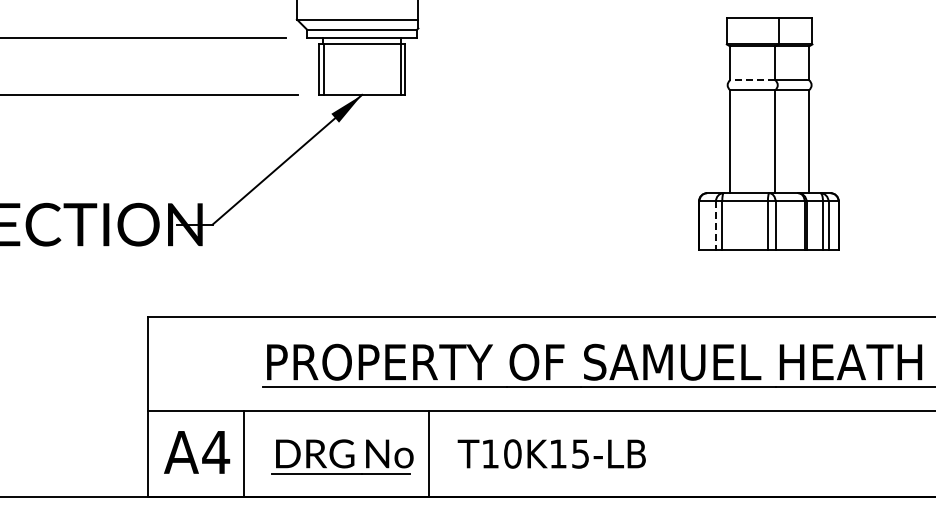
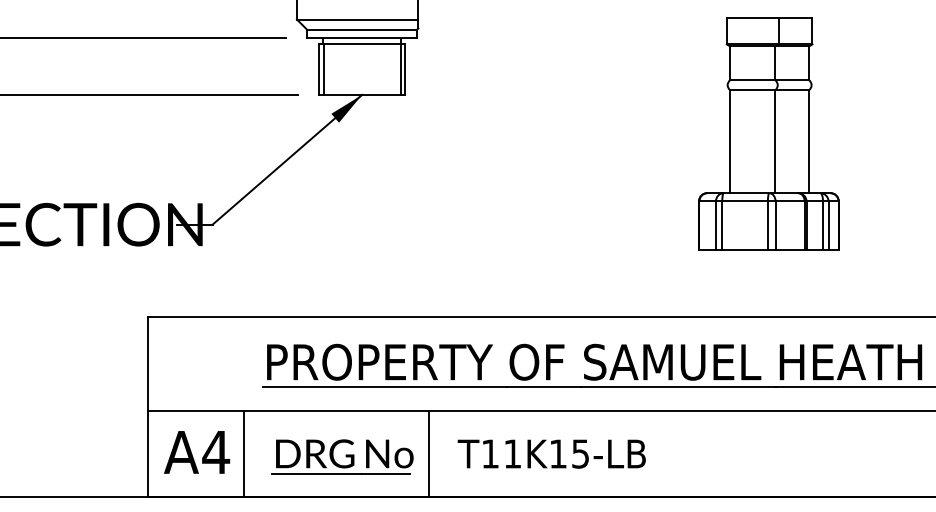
line: dashed -> solid (752, 80)
line: dashed -> solid (715, 225)
text: T10K15-LB -> T11K15-LB (512, 453)
